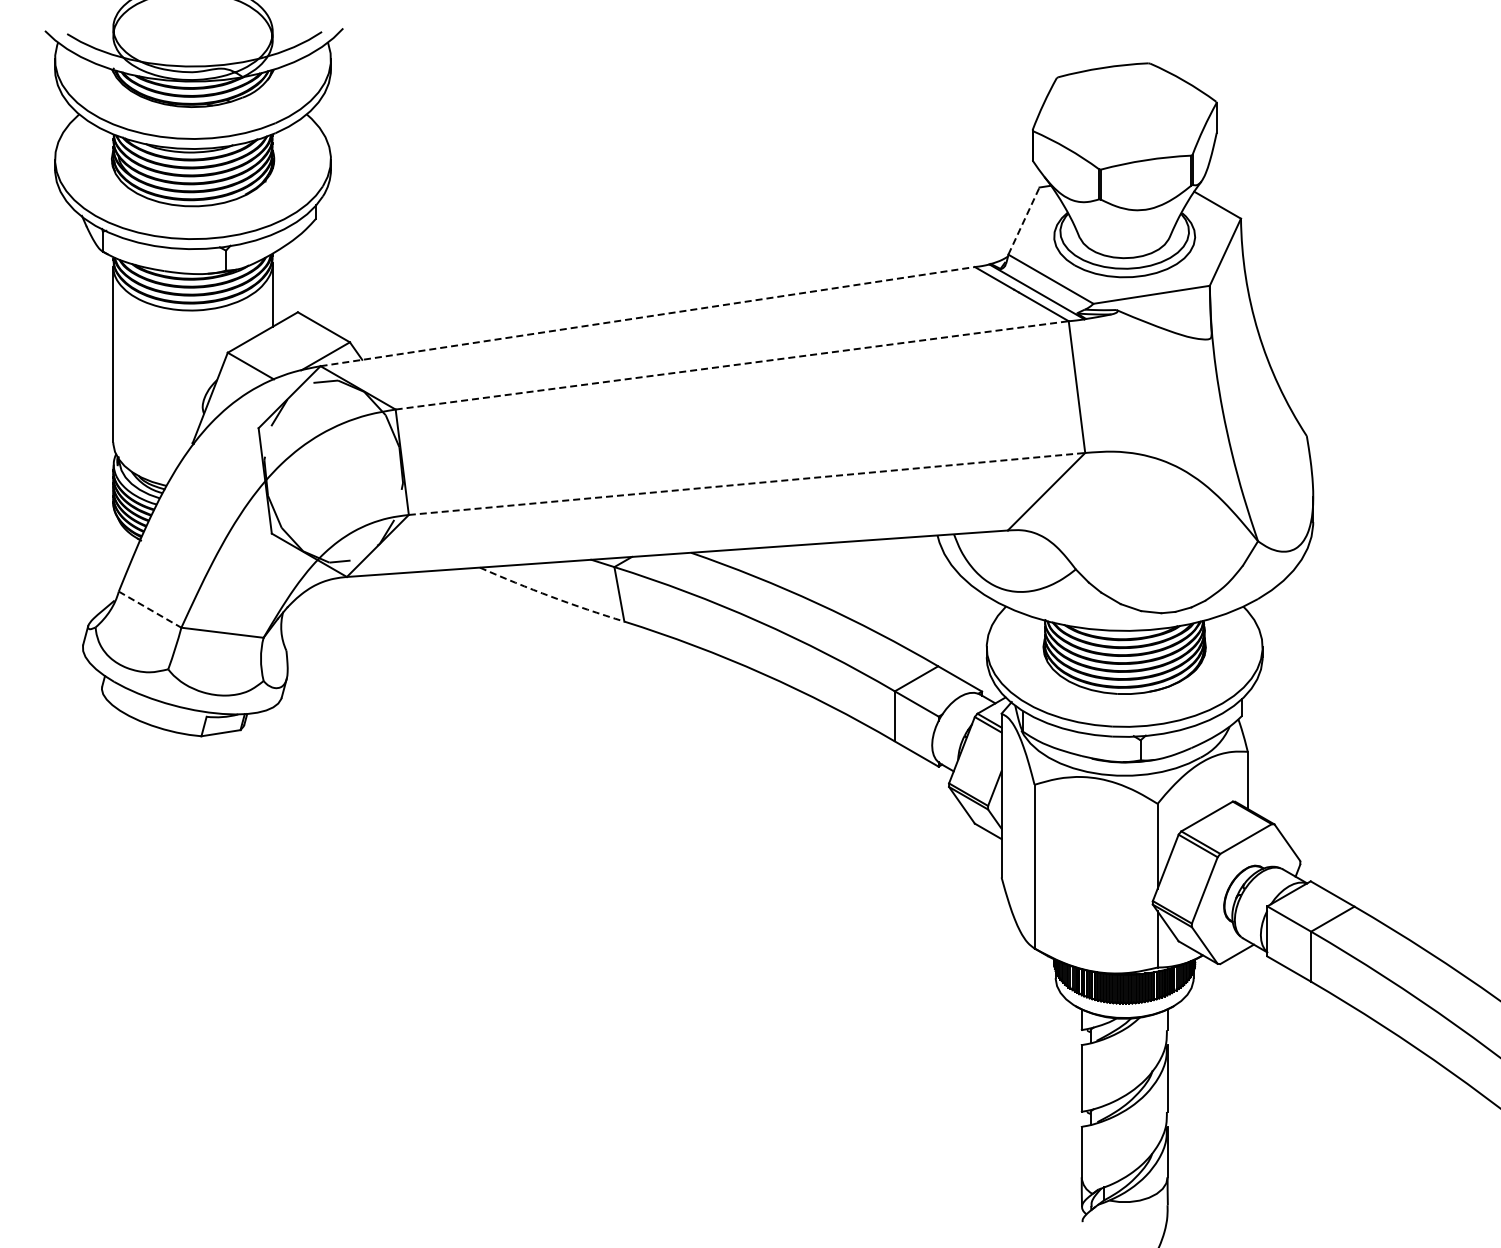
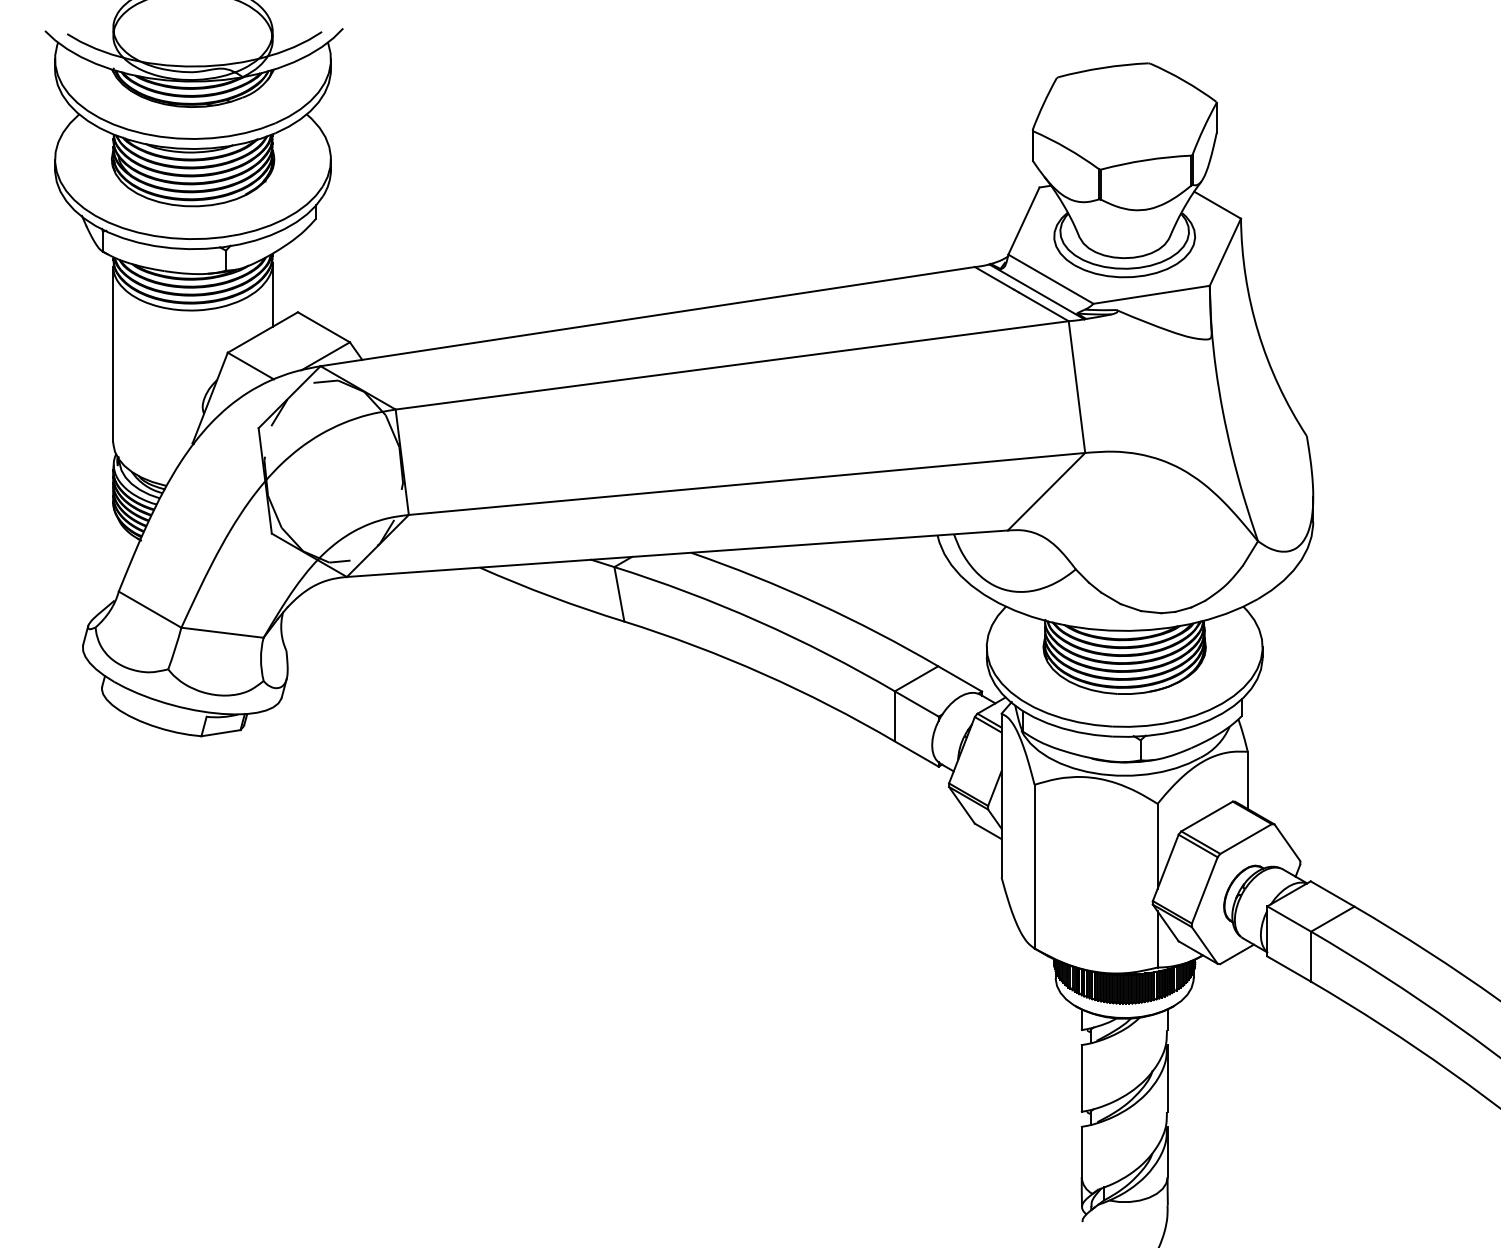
line: dashed -> solid (1024, 220)
line: dashed -> solid (647, 316)
line: dashed -> solid (732, 365)
line: dashed -> solid (747, 483)
arc: dashed -> solid (551, 596)
line: dashed -> solid (150, 609)
